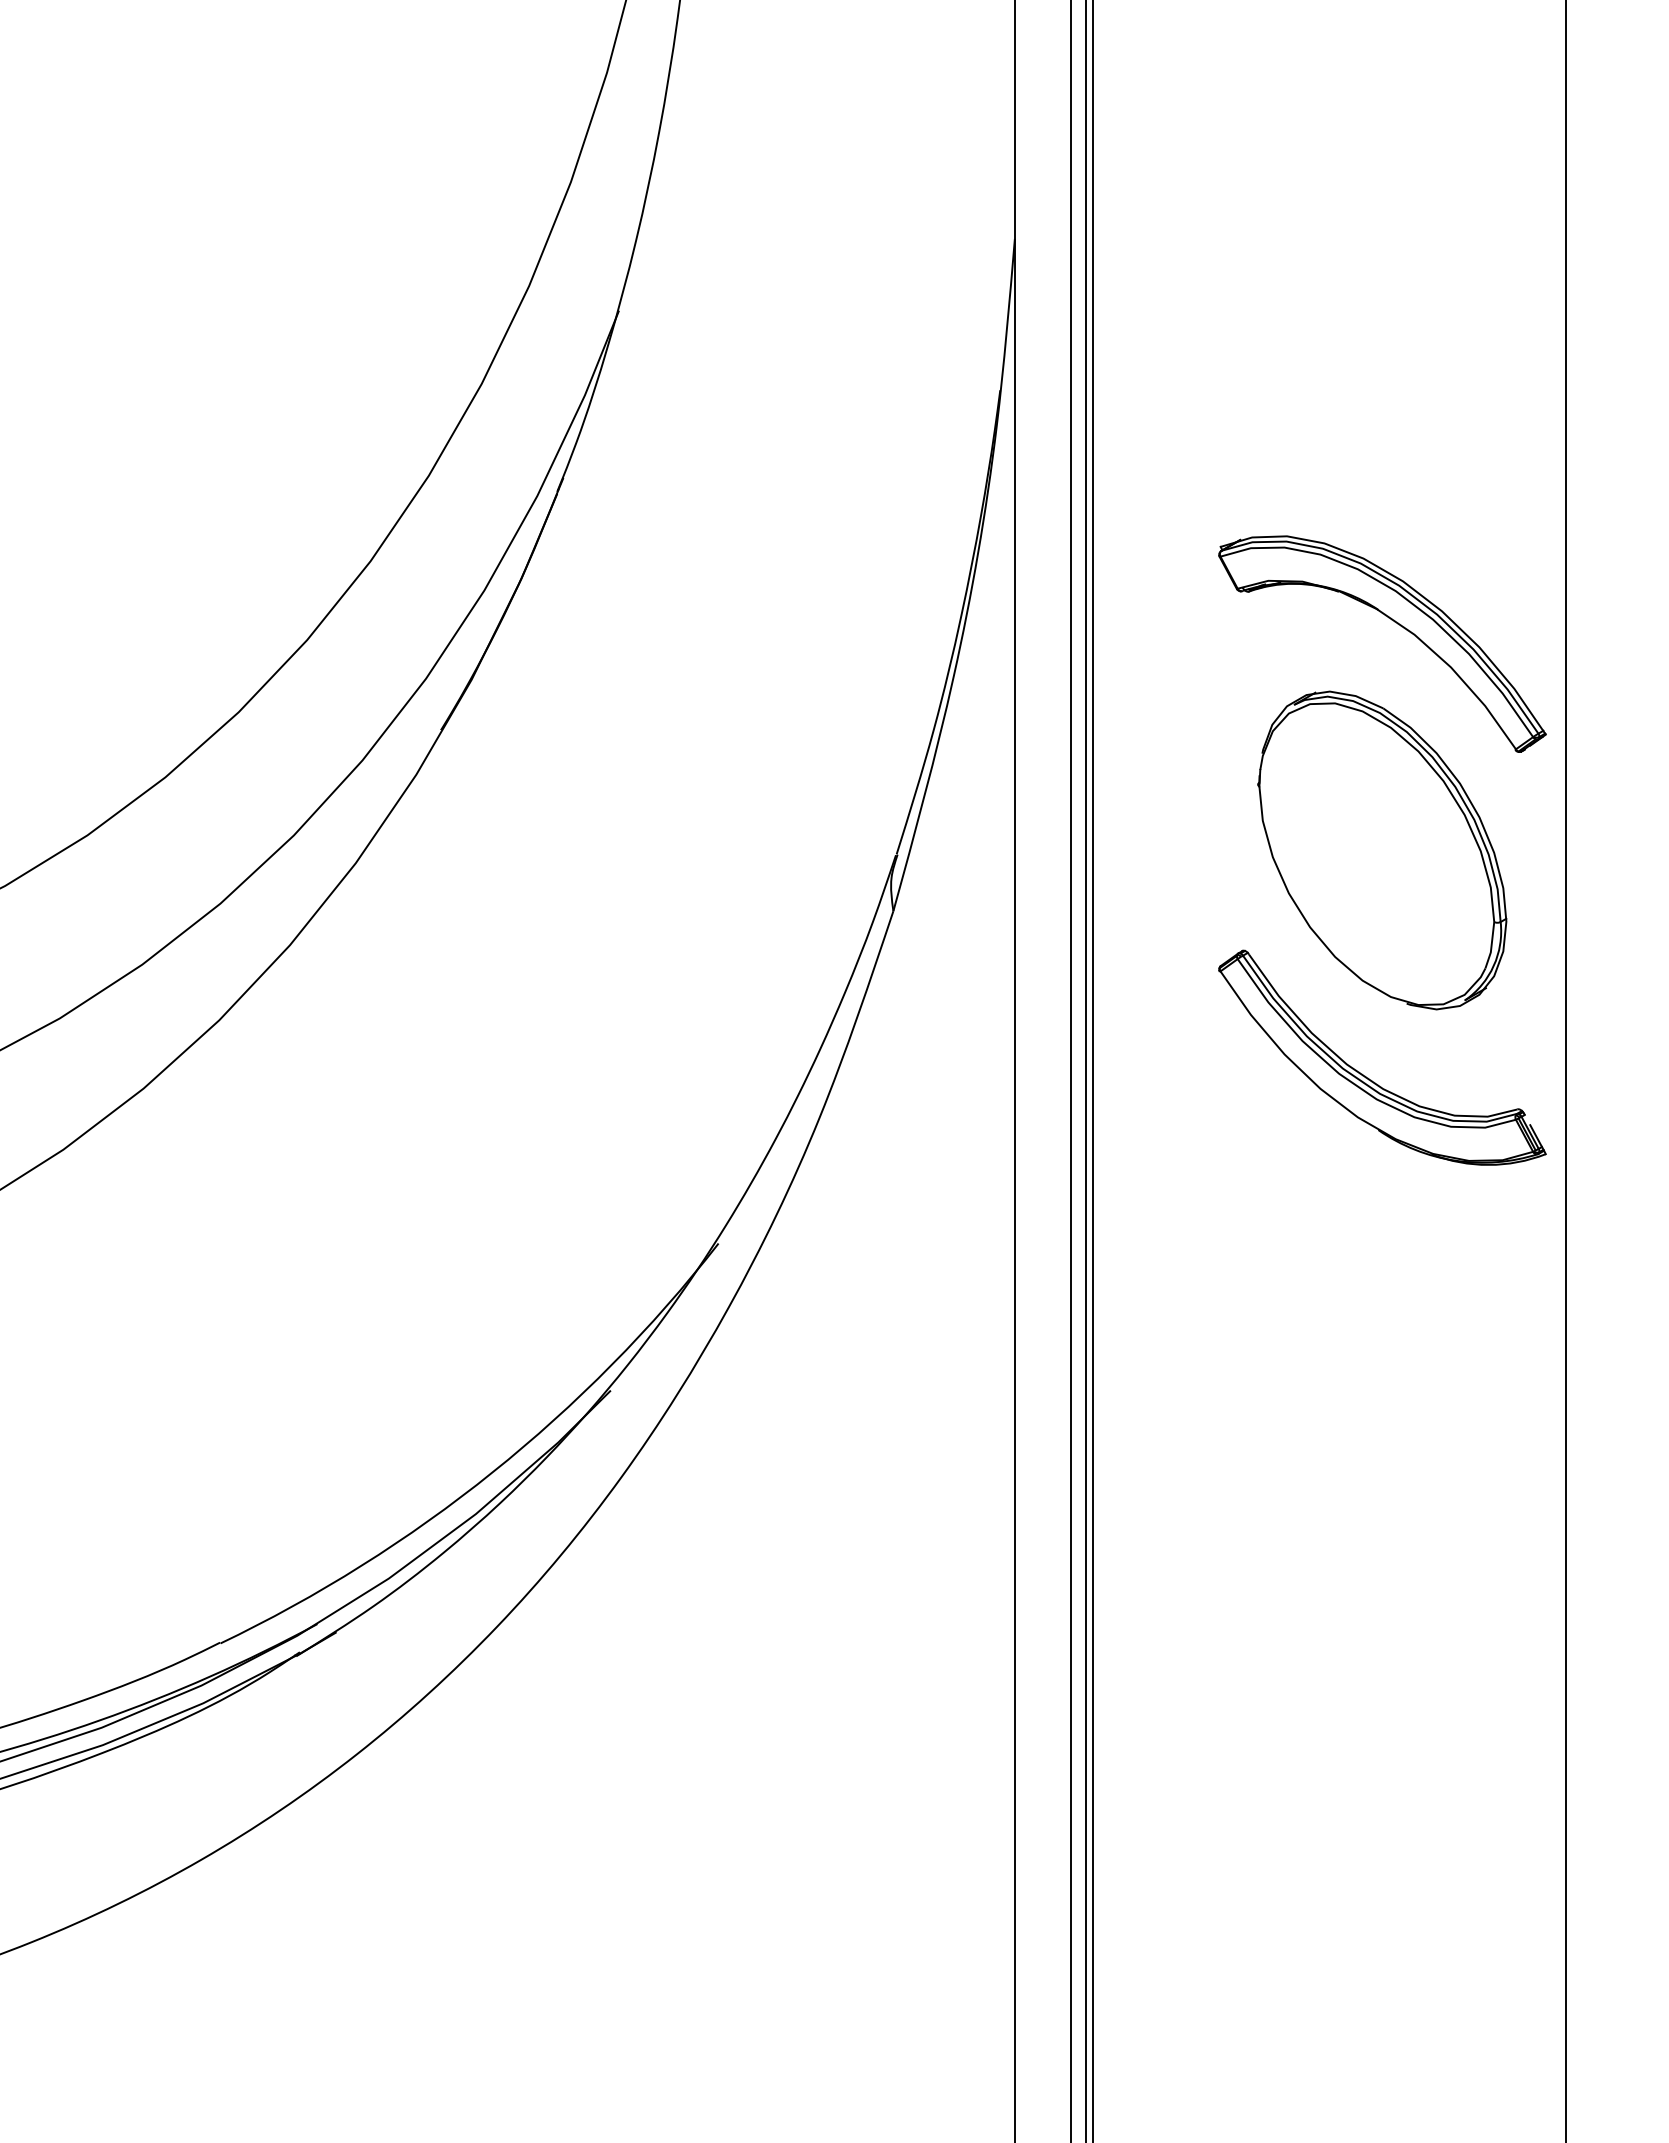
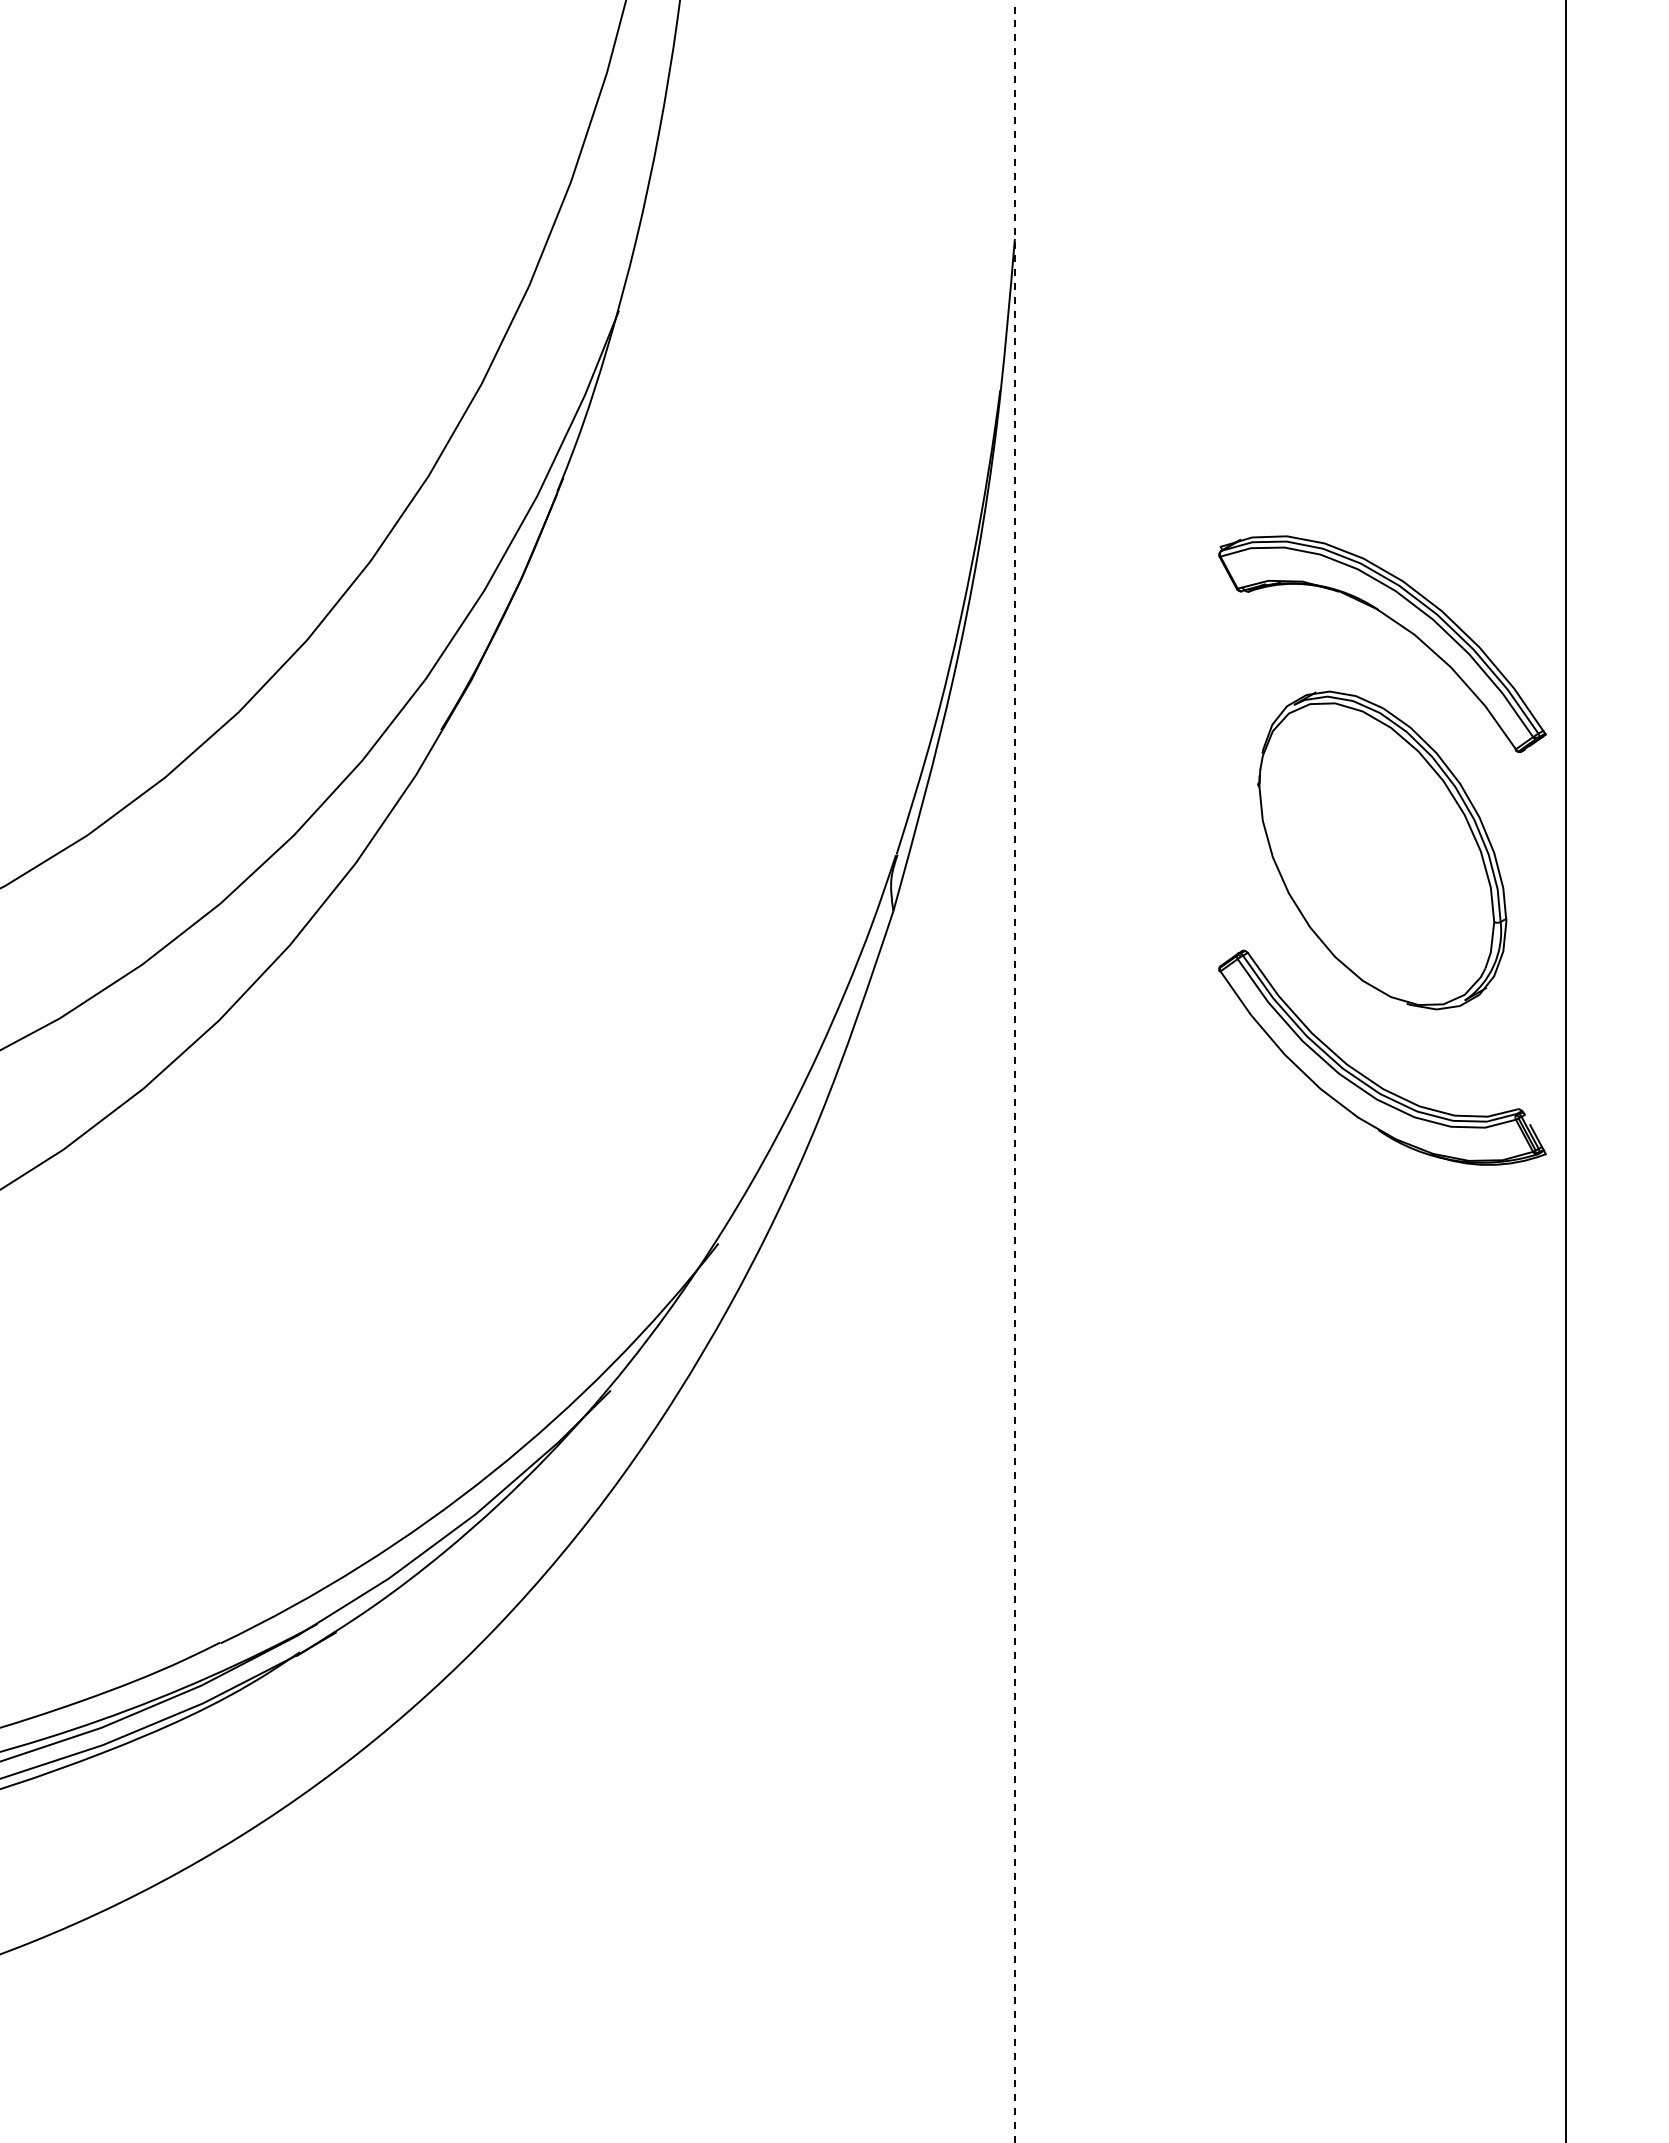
line: present -> none (1070, 1070)
line: present -> none (1086, 1070)
line: present -> none (1092, 1070)
line: solid -> dashed (1014, 1071)
